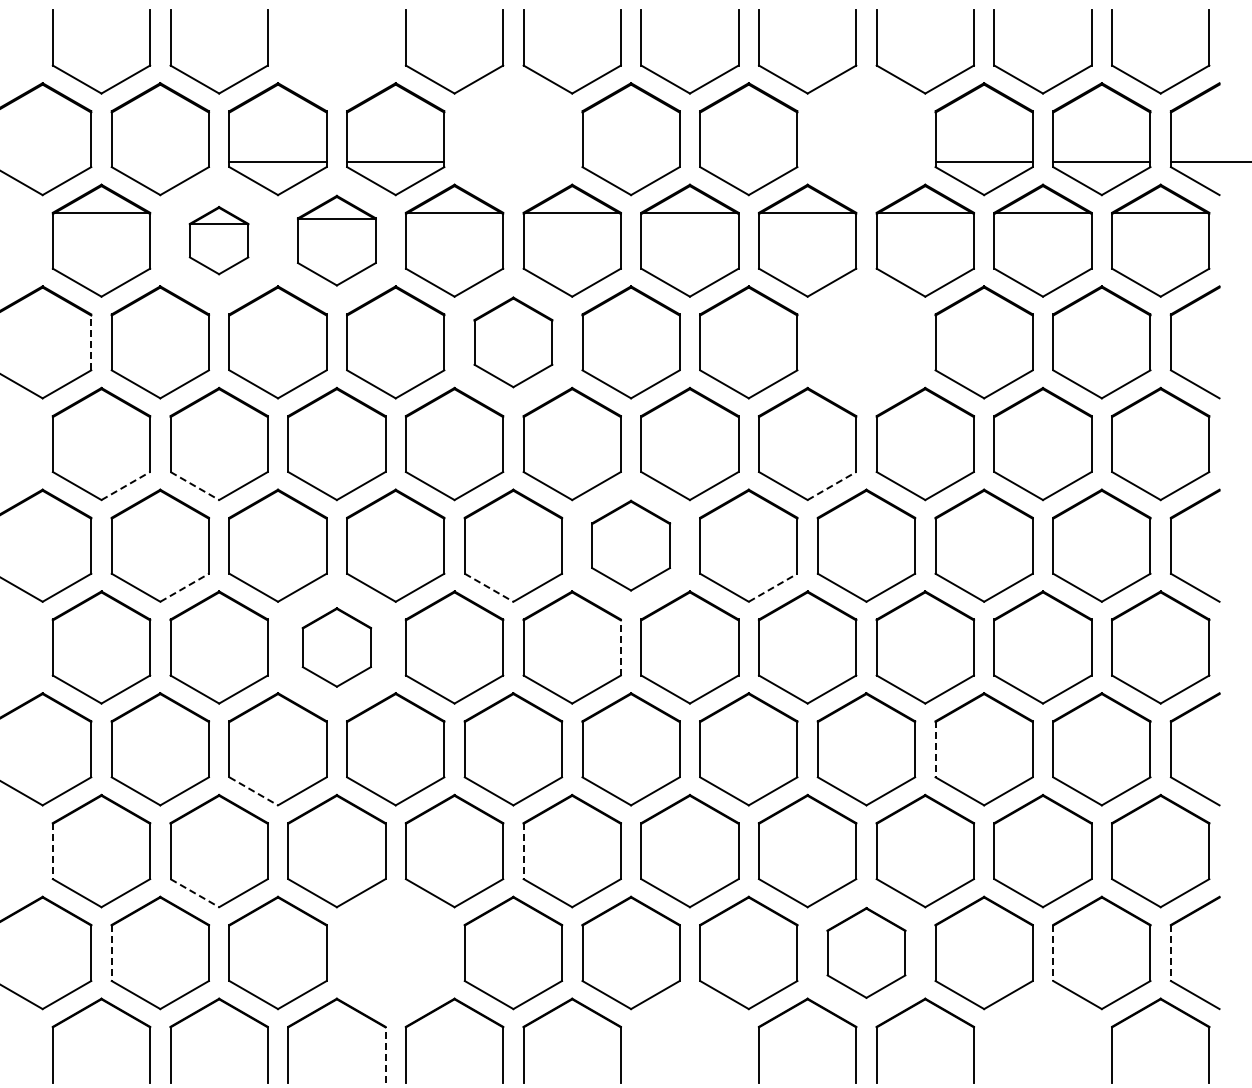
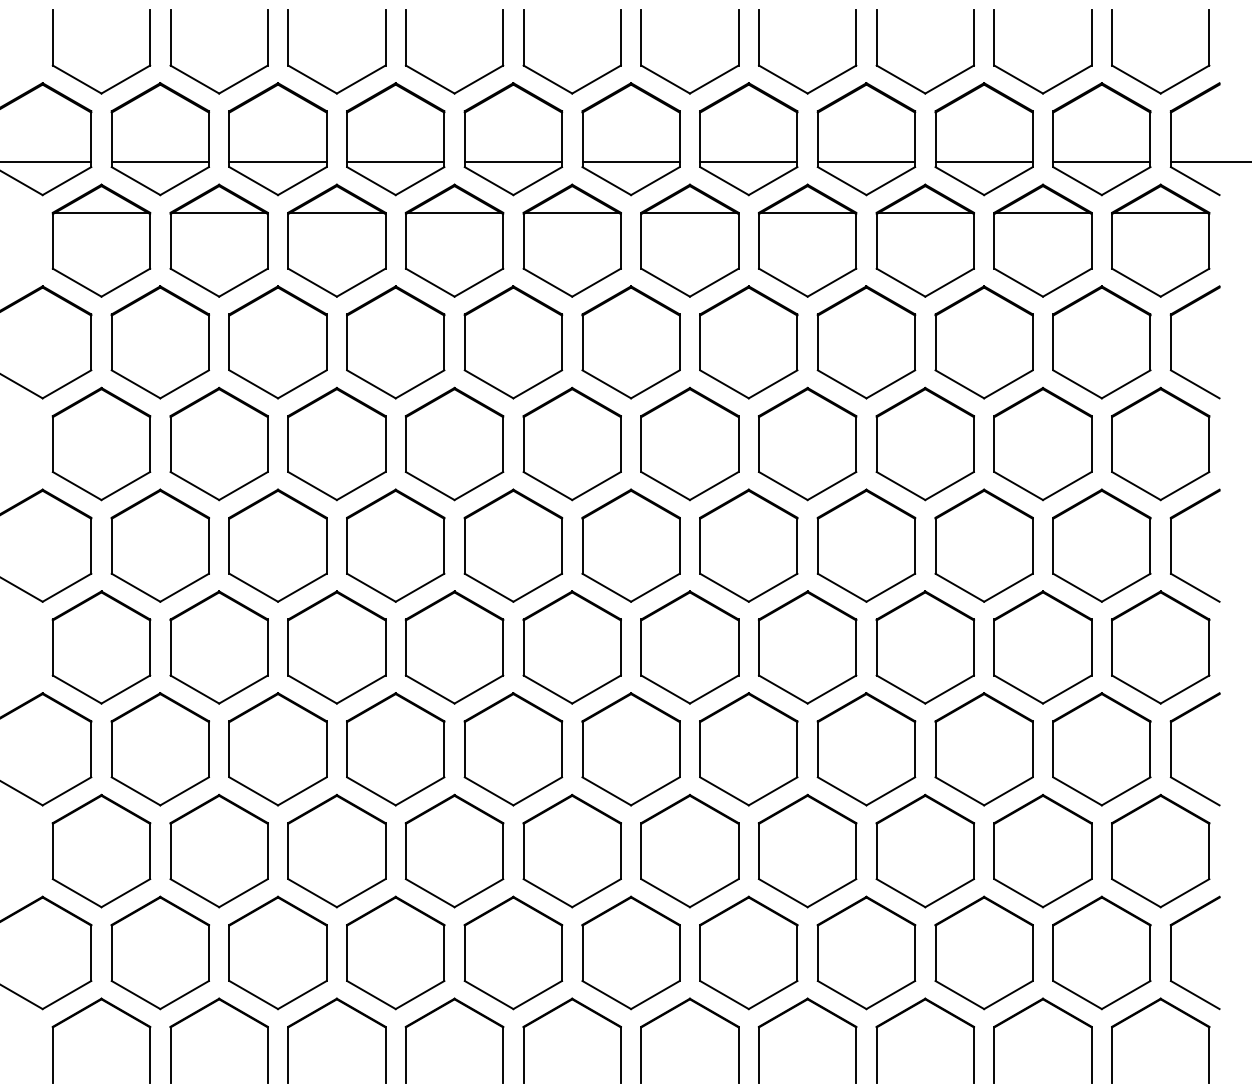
part: none -> present (318, 81)
part: none -> present (513, 139)
part: none -> present (866, 139)
line: none -> present (46, 162)
line: none -> present (159, 162)
line: none -> present (630, 162)
line: none -> present (748, 162)
part size: 62x70 px -> 100x115 px (218, 240)
part size: 80x93 px -> 100x115 px (336, 240)
line: dashed -> solid (91, 342)
part size: 81x93 px -> 101x115 px (513, 342)
part: none -> present (866, 342)
line: dashed -> solid (126, 485)
line: dashed -> solid (832, 485)
line: dashed -> solid (195, 486)
part size: 81x93 px -> 100x115 px (630, 545)
line: dashed -> solid (185, 587)
line: dashed -> solid (773, 587)
line: dashed -> solid (489, 588)
part size: 71x81 px -> 100x115 px (336, 647)
line: dashed -> solid (620, 647)
line: dashed -> solid (935, 749)
line: dashed -> solid (254, 791)
line: dashed -> solid (52, 851)
line: dashed -> solid (523, 851)
line: dashed -> solid (195, 893)
part: none -> present (395, 952)
part size: 81x92 px -> 101x116 px (866, 952)
line: dashed -> solid (111, 953)
line: dashed -> solid (1053, 953)
line: dashed -> solid (1170, 953)
part: none -> present (671, 1011)
part: none -> present (1024, 1011)
line: dashed -> solid (385, 1054)
